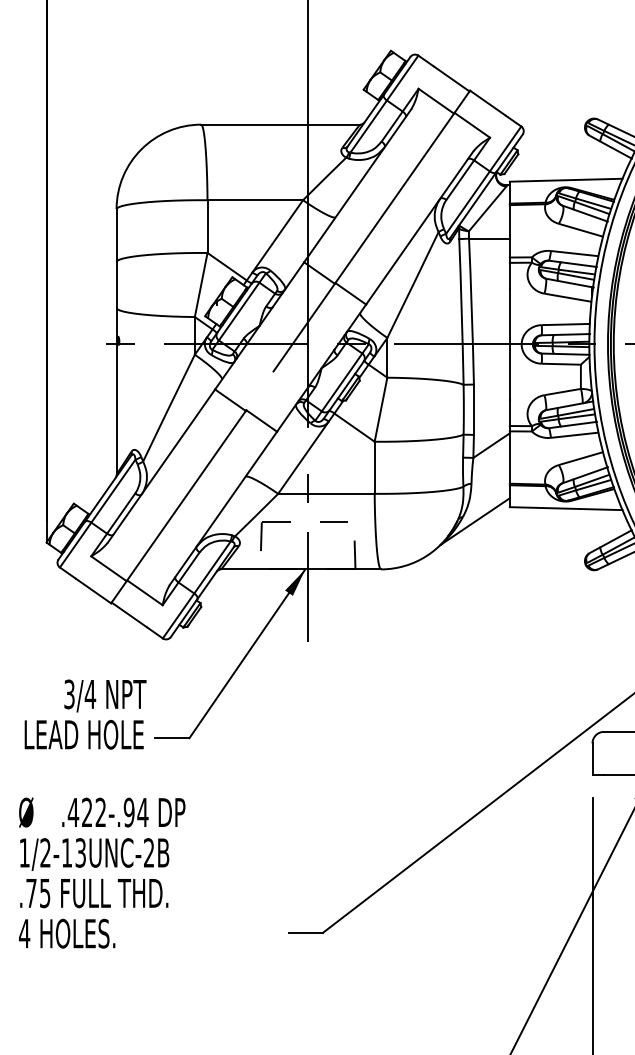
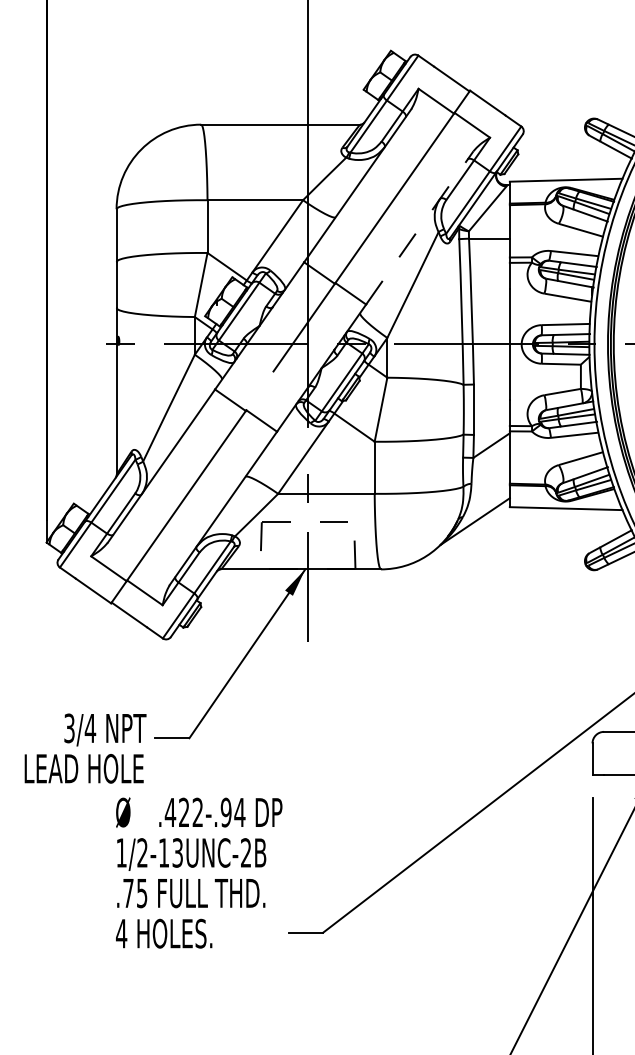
line: solid -> dashed (419, 227)
text position: (85, 714) -> (85, 748) (85, 748)
text position: (102, 872) -> (199, 872) (199, 872)
